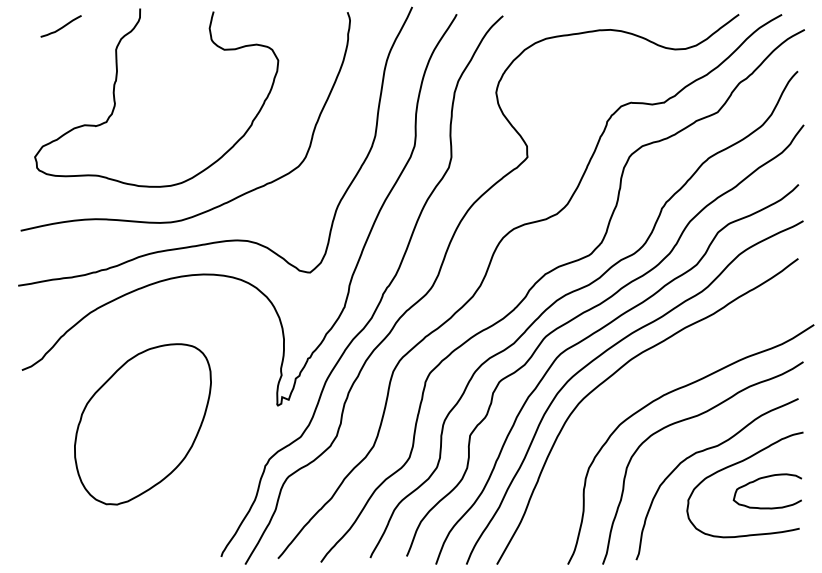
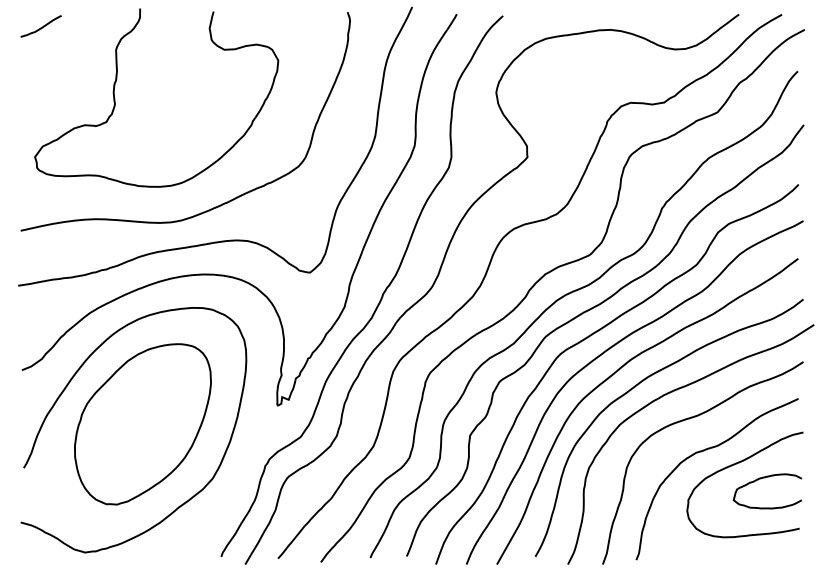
curve position: (60, 27) -> (40, 27) (40, 27)
curve: none -> present (68, 385)
curve: none -> present (638, 385)
